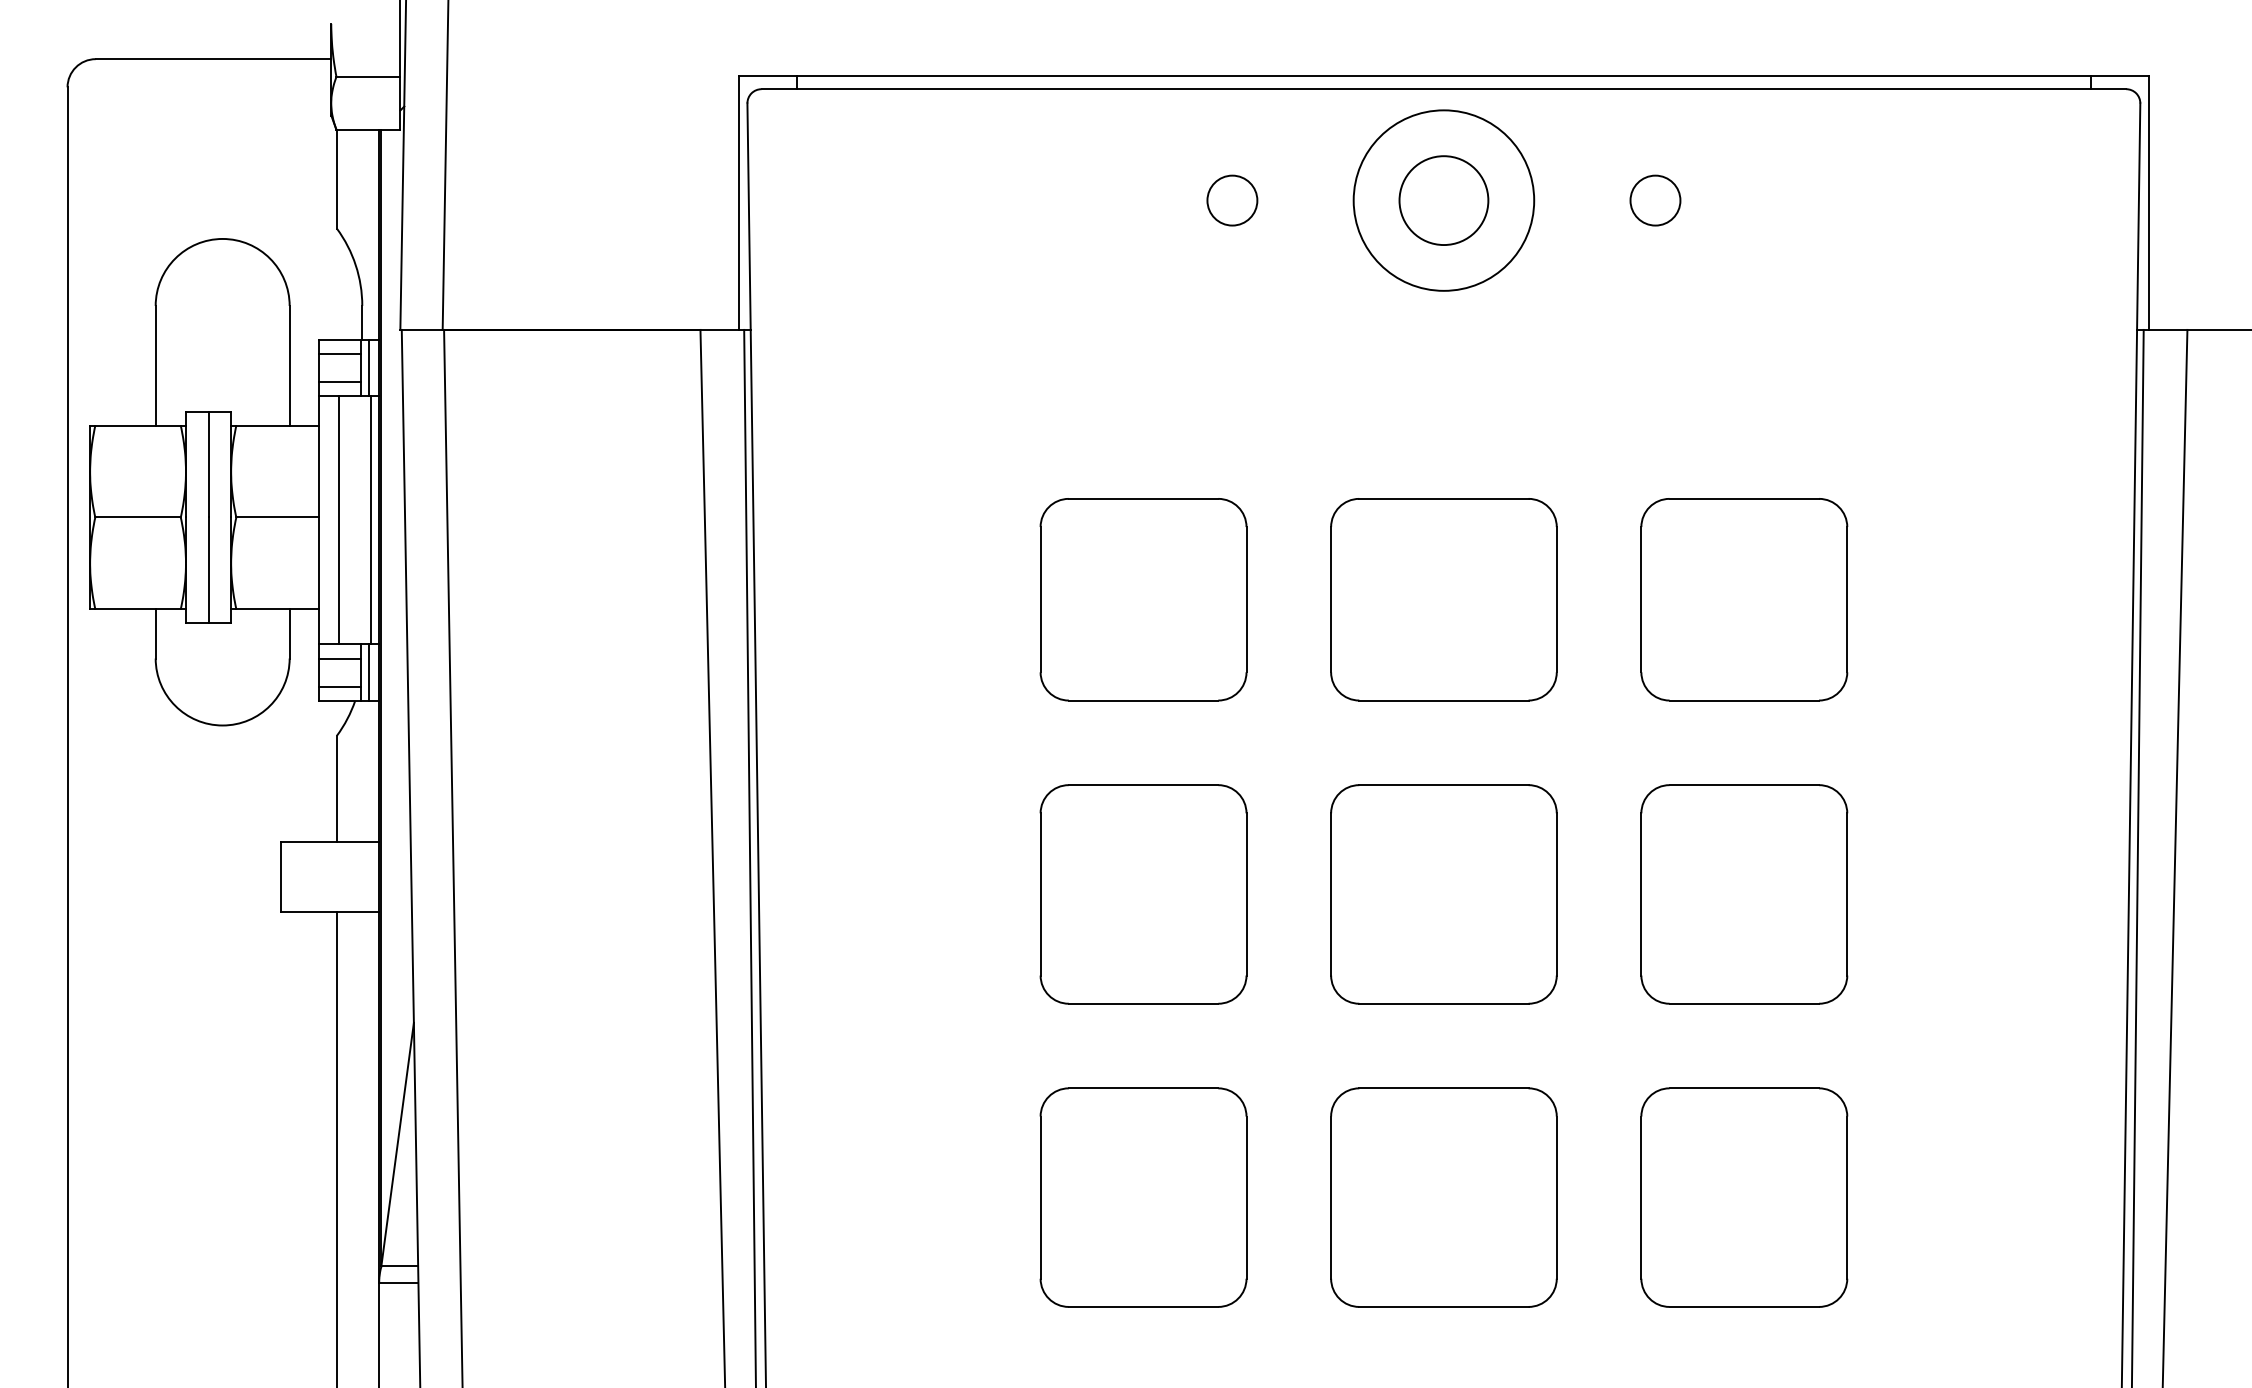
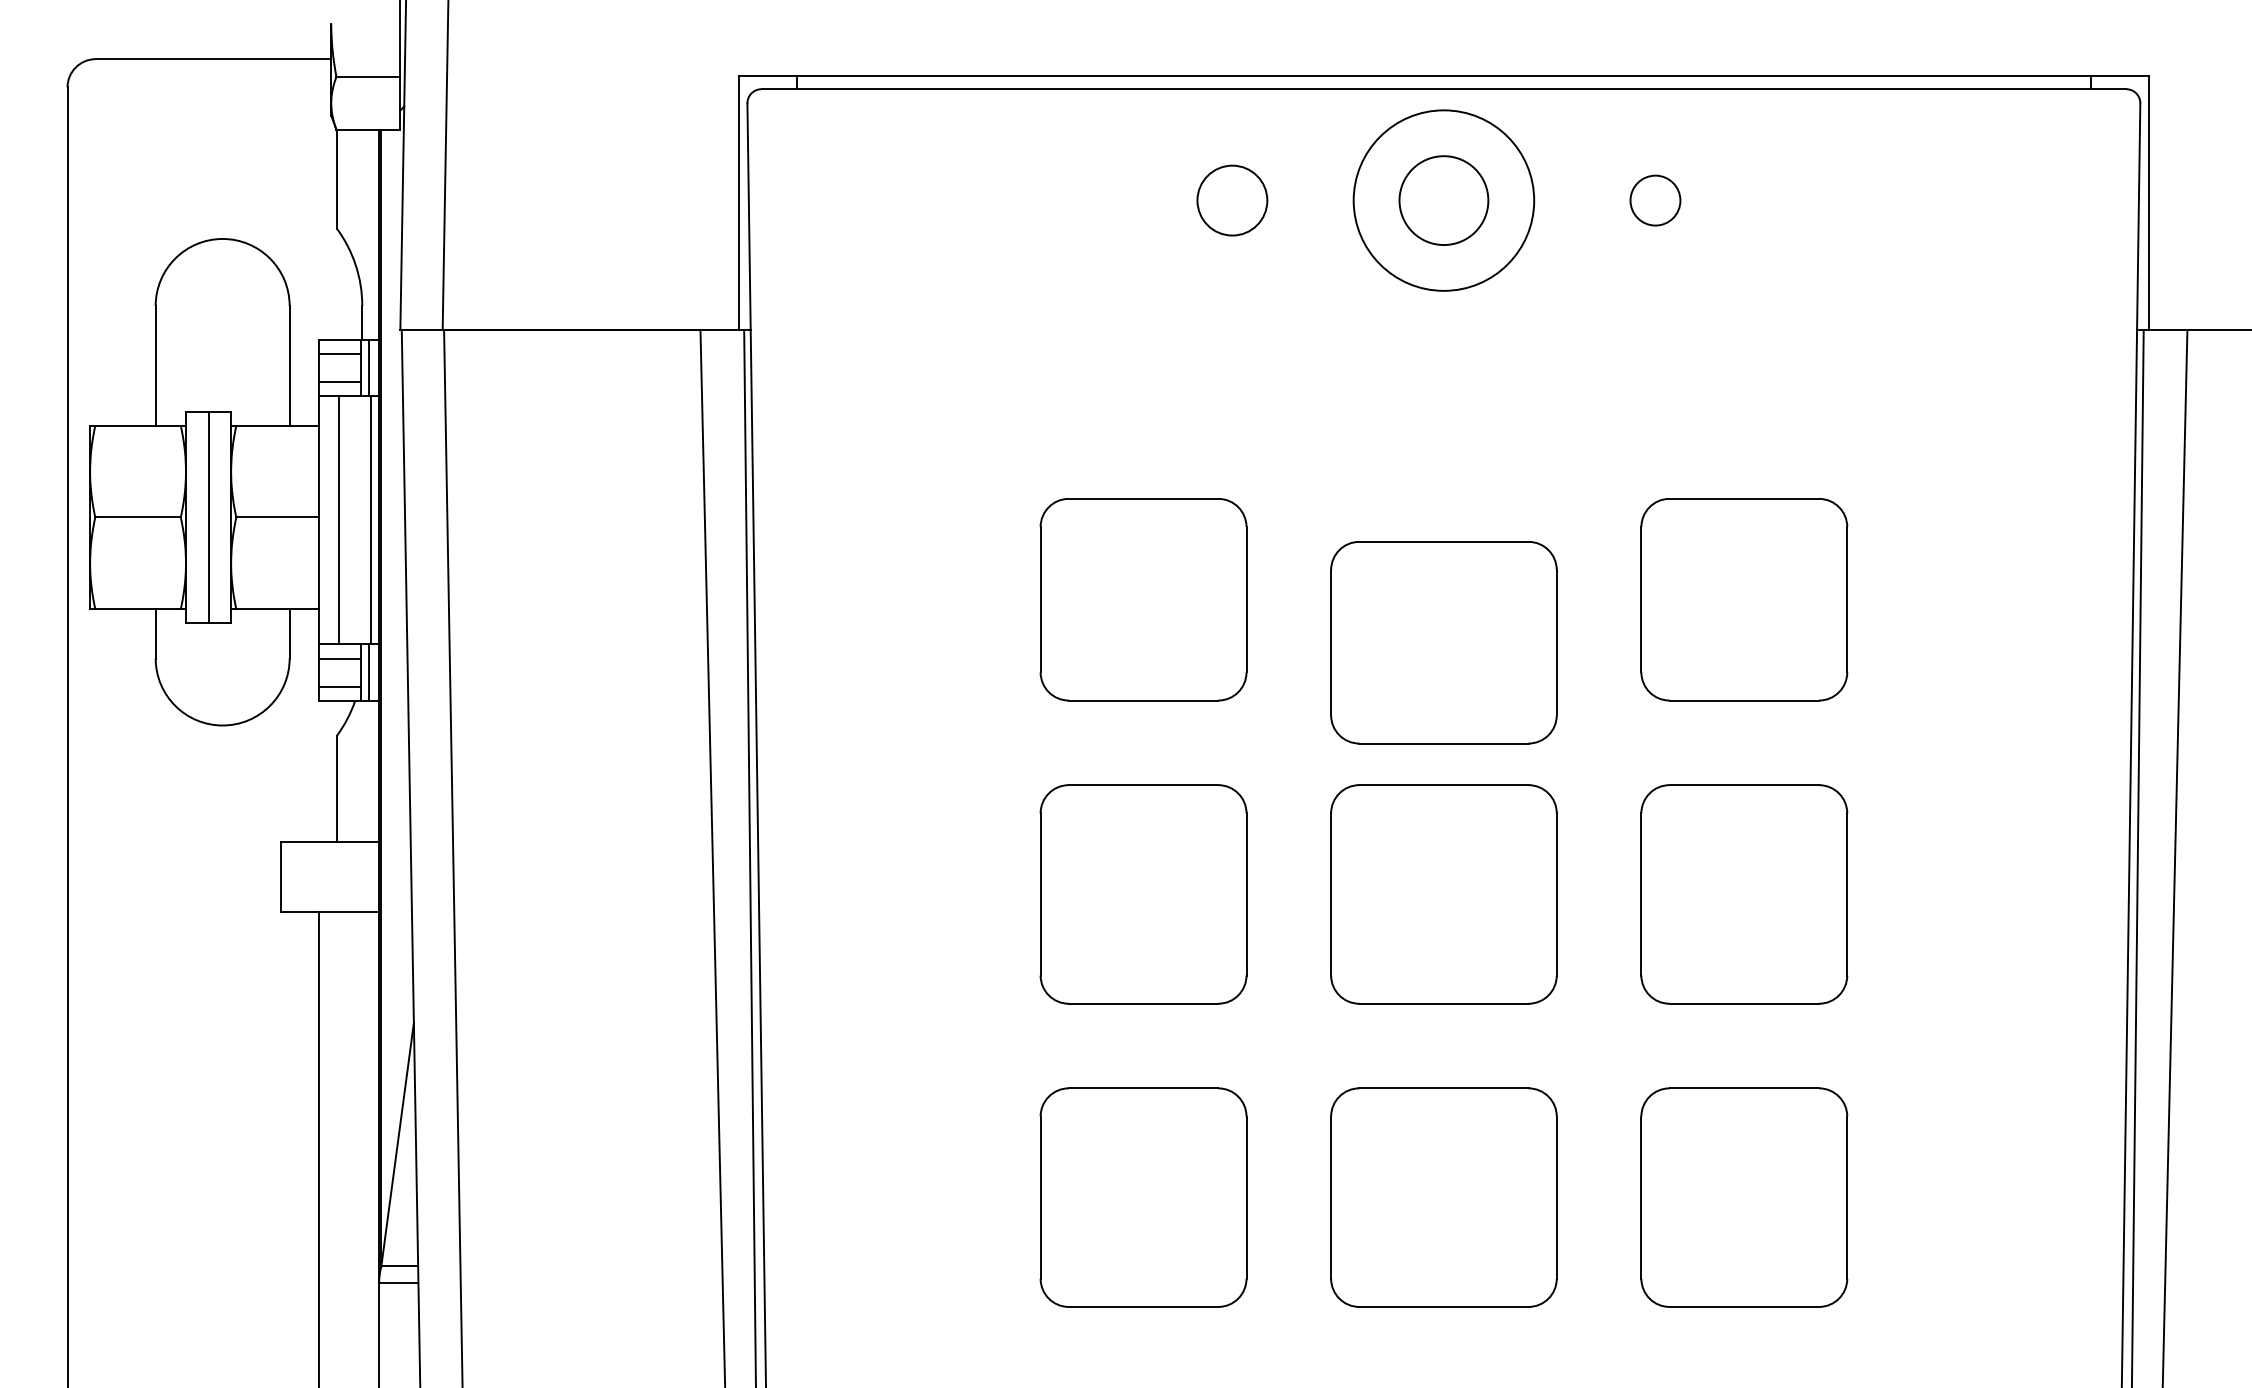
circle diameter: 50 px -> 70 px (1232, 200)
part position: (1443, 599) -> (1443, 642) (1443, 642)
line position: (336, 1148) -> (318, 1148) (318, 1148)
